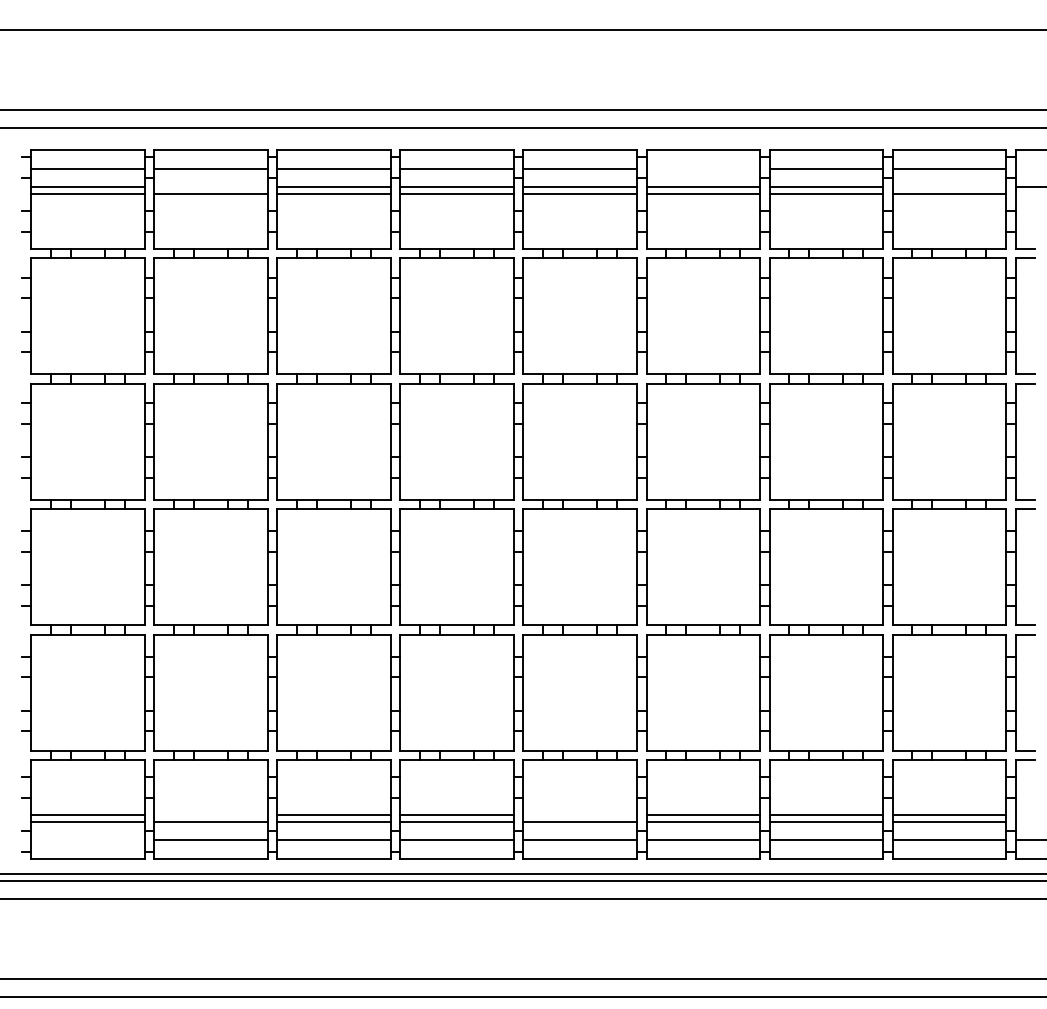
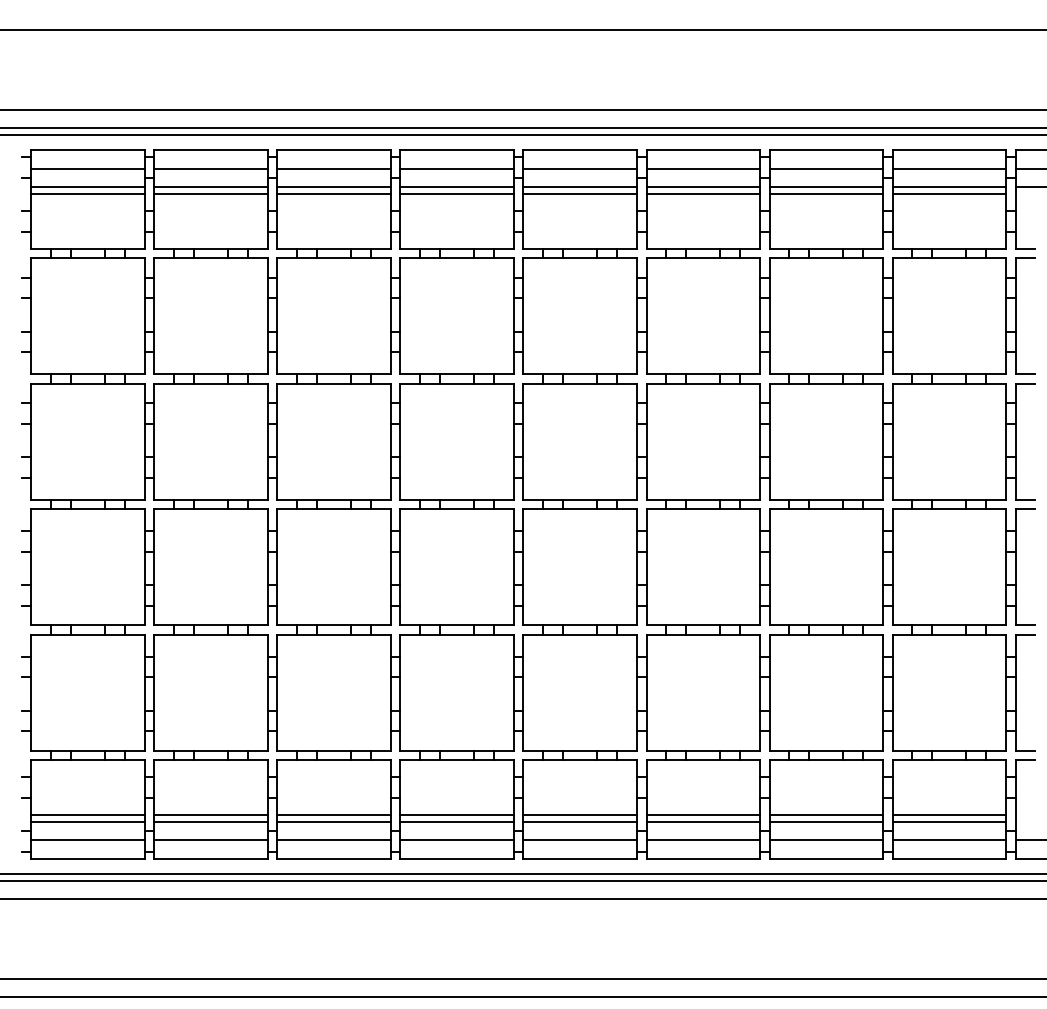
line: none -> present (522, 135)
line: none -> present (702, 169)
line: none -> present (1029, 169)
line: none -> present (210, 187)
line: none -> present (948, 187)
line: none -> present (210, 814)
line: none -> present (579, 814)
line: none -> present (87, 839)
